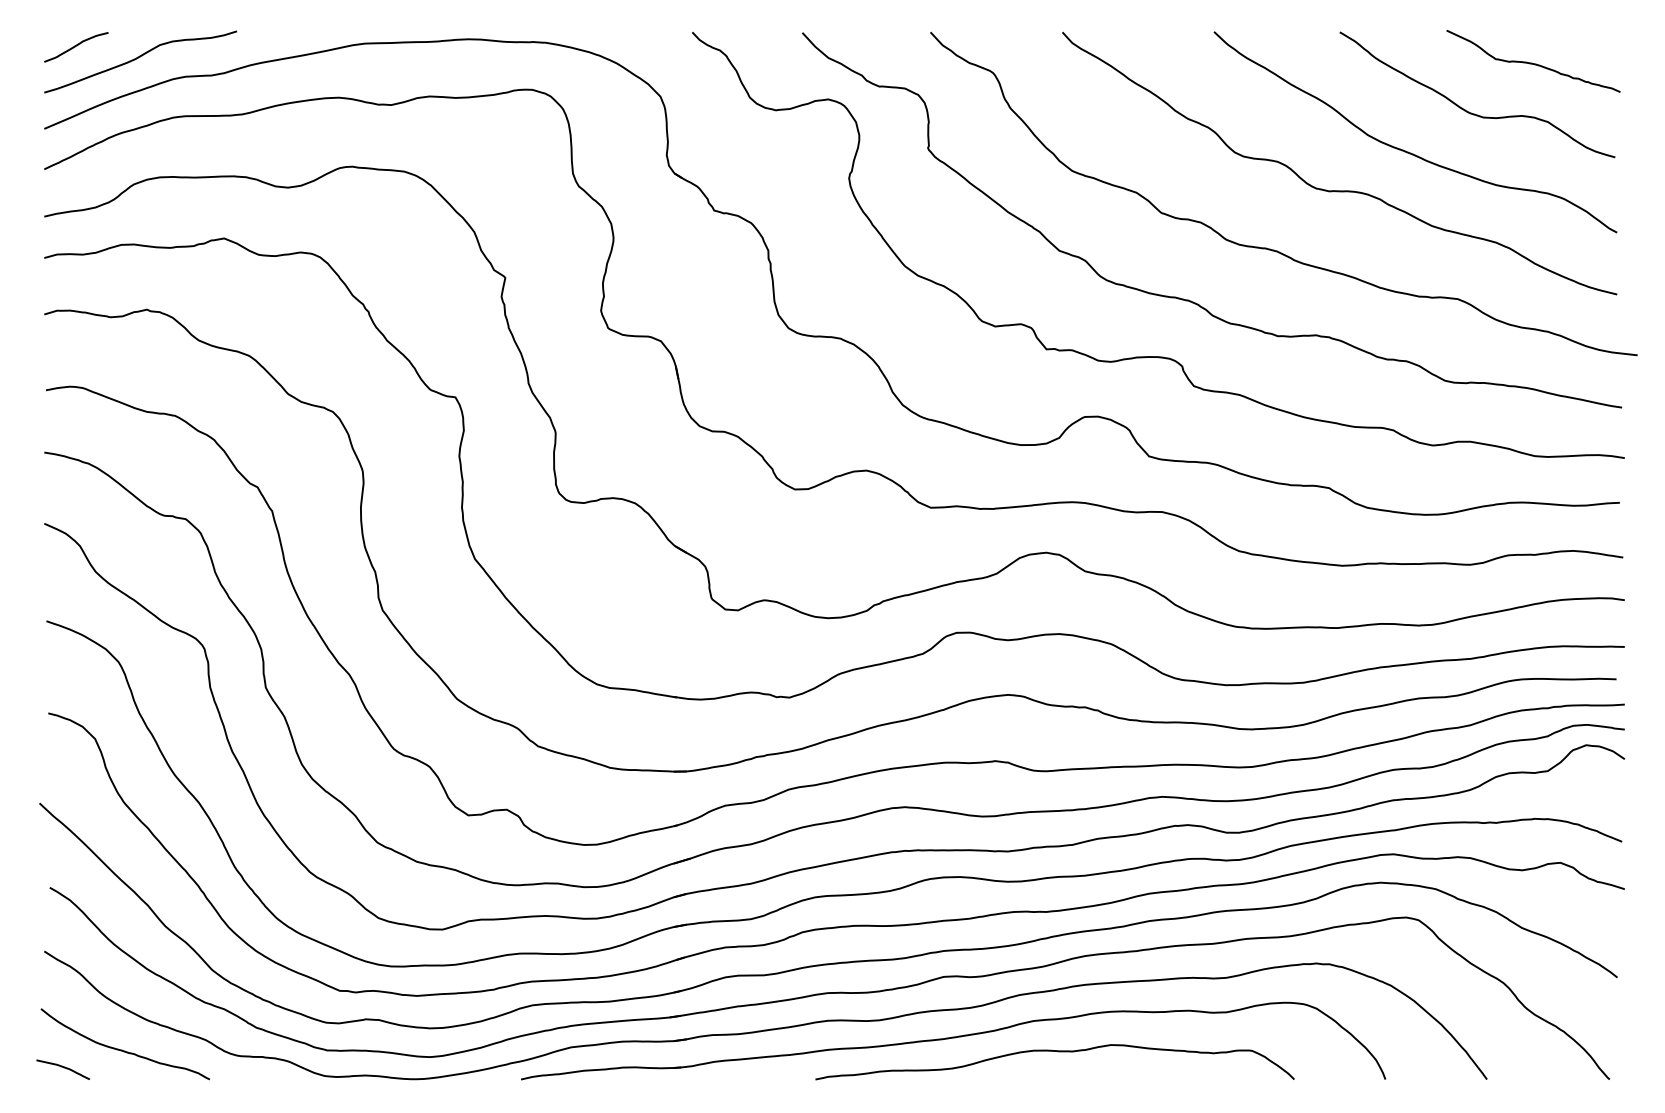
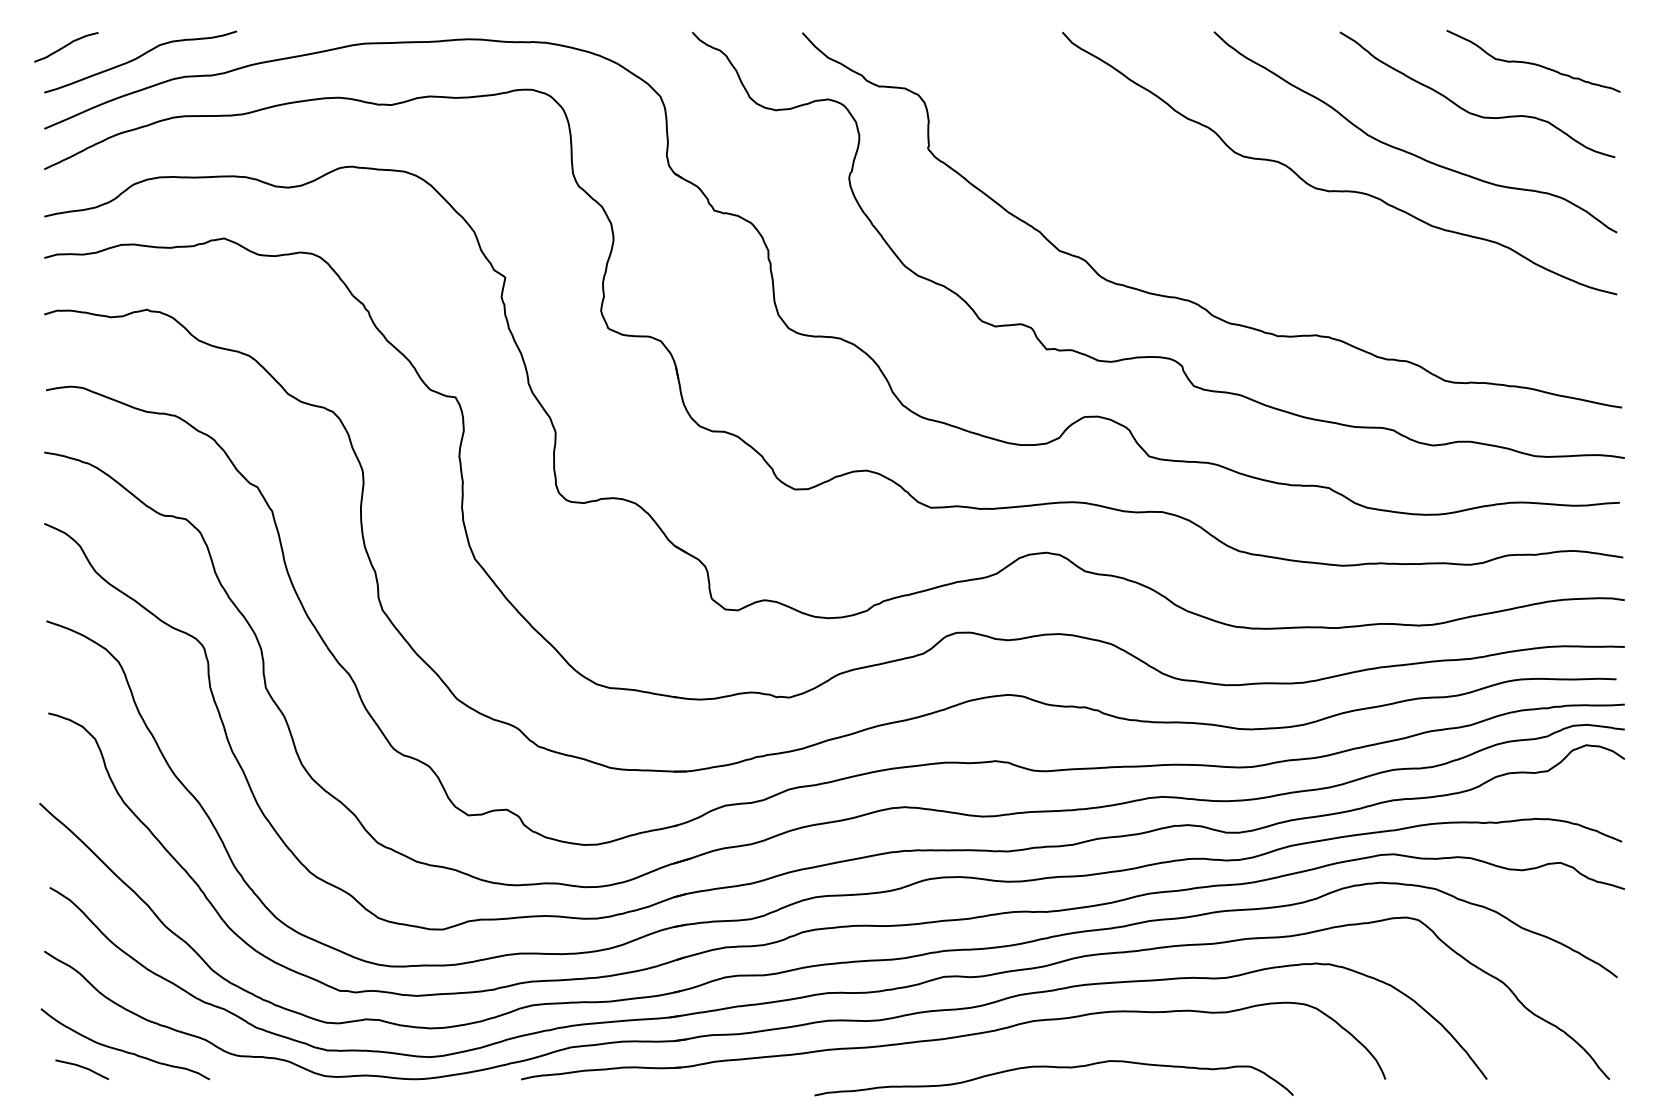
curve position: (76, 46) -> (66, 46) (66, 46)
curve: present -> none (1270, 248)
curve position: (1057, 1052) -> (1056, 1068) (1056, 1068)
curve position: (64, 1068) -> (83, 1068) (83, 1068)
